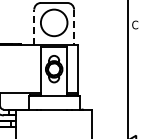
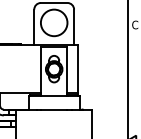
line: dashed -> solid (34, 27)
line: dashed -> solid (74, 27)
